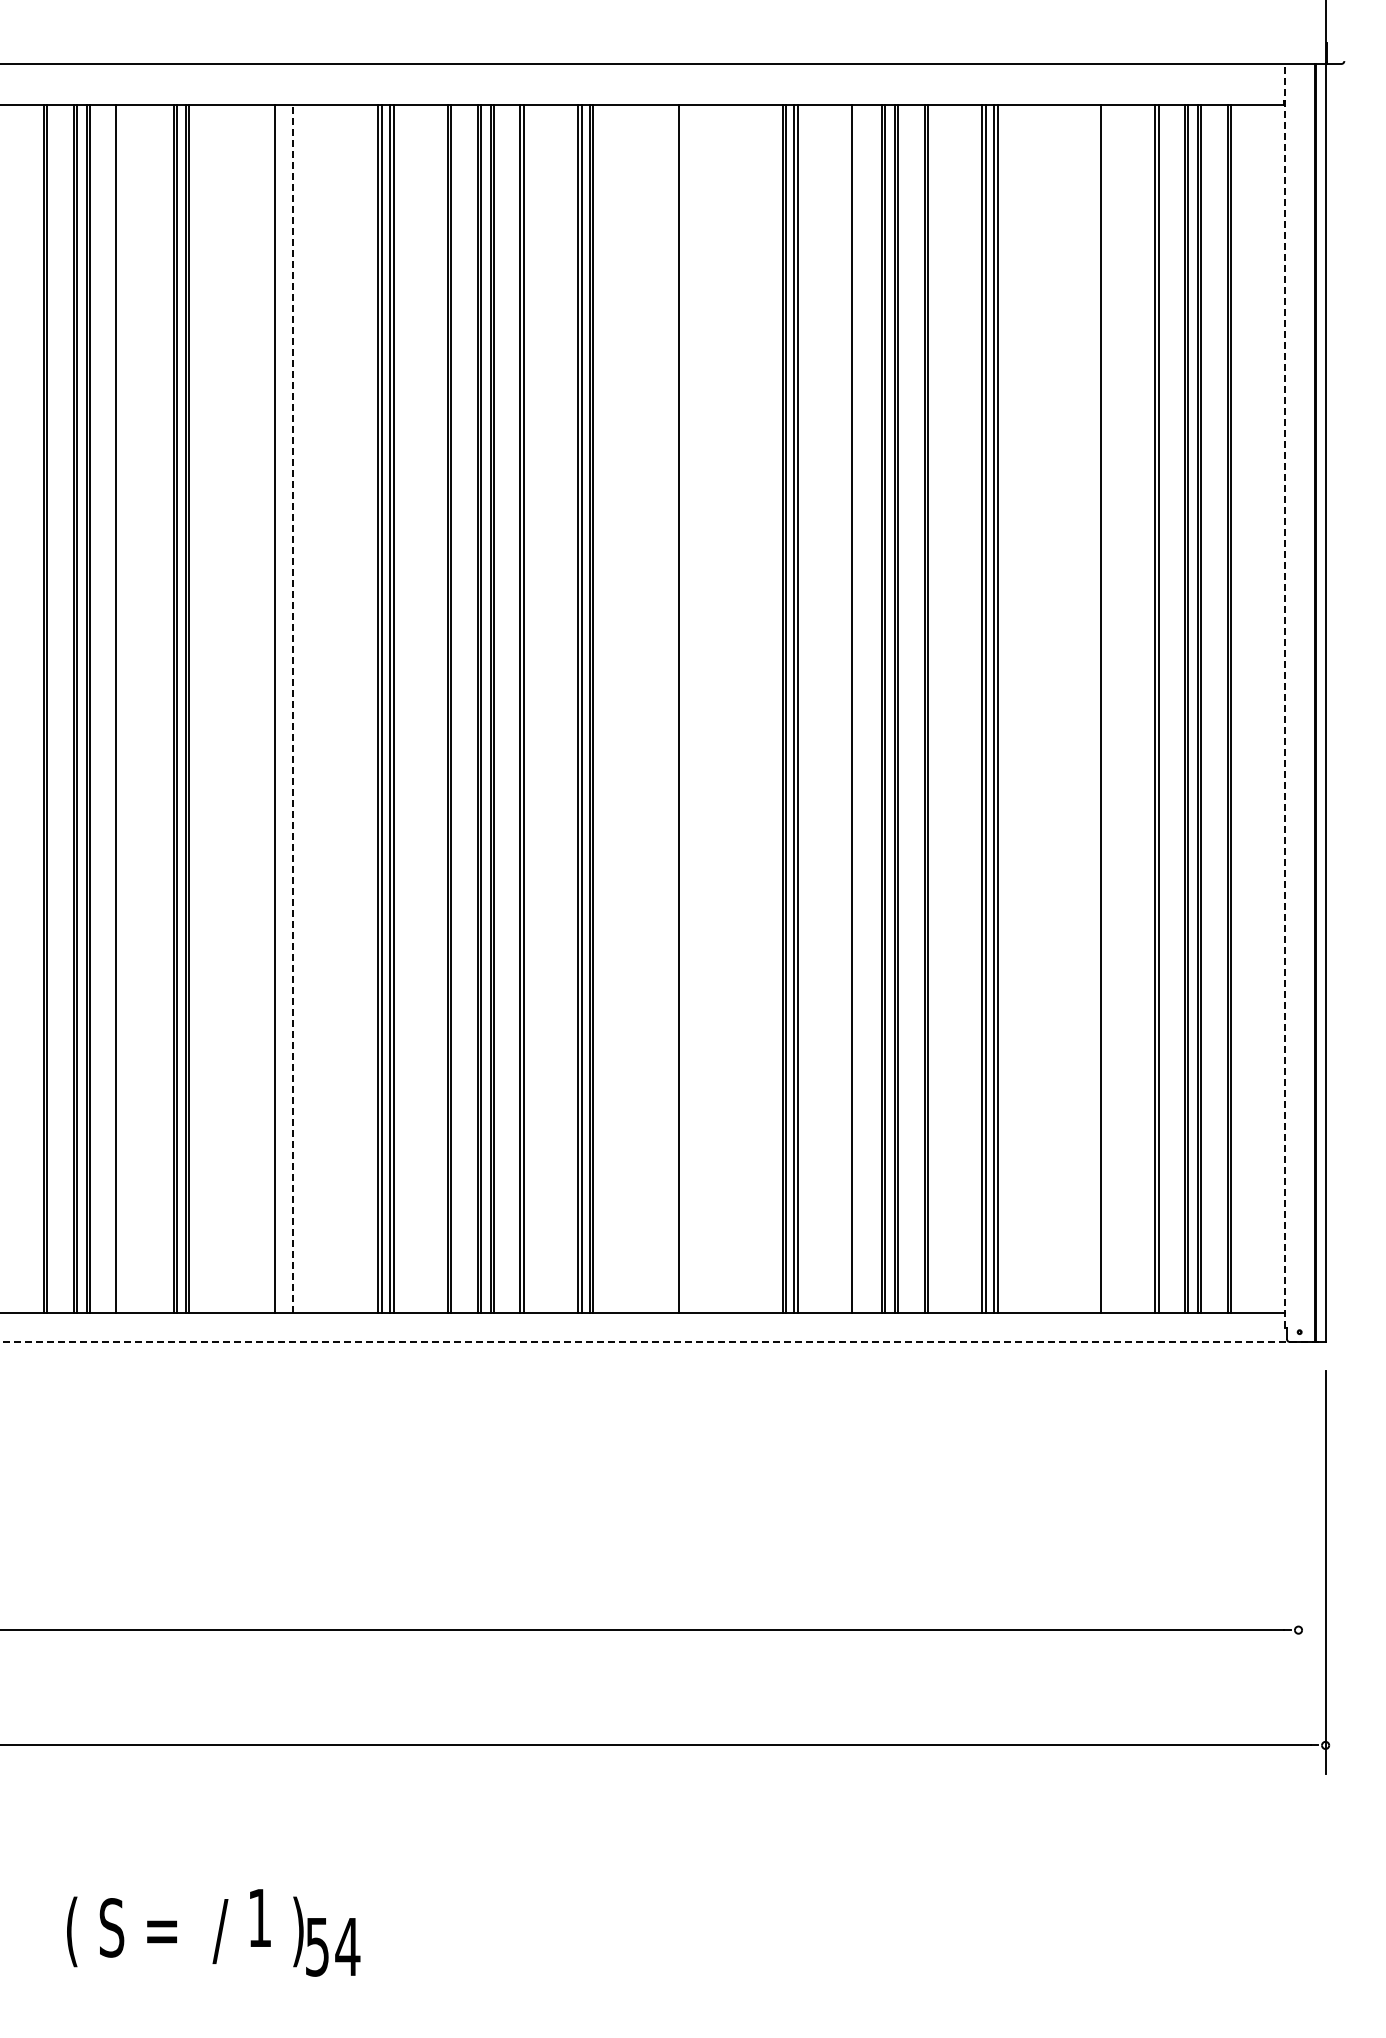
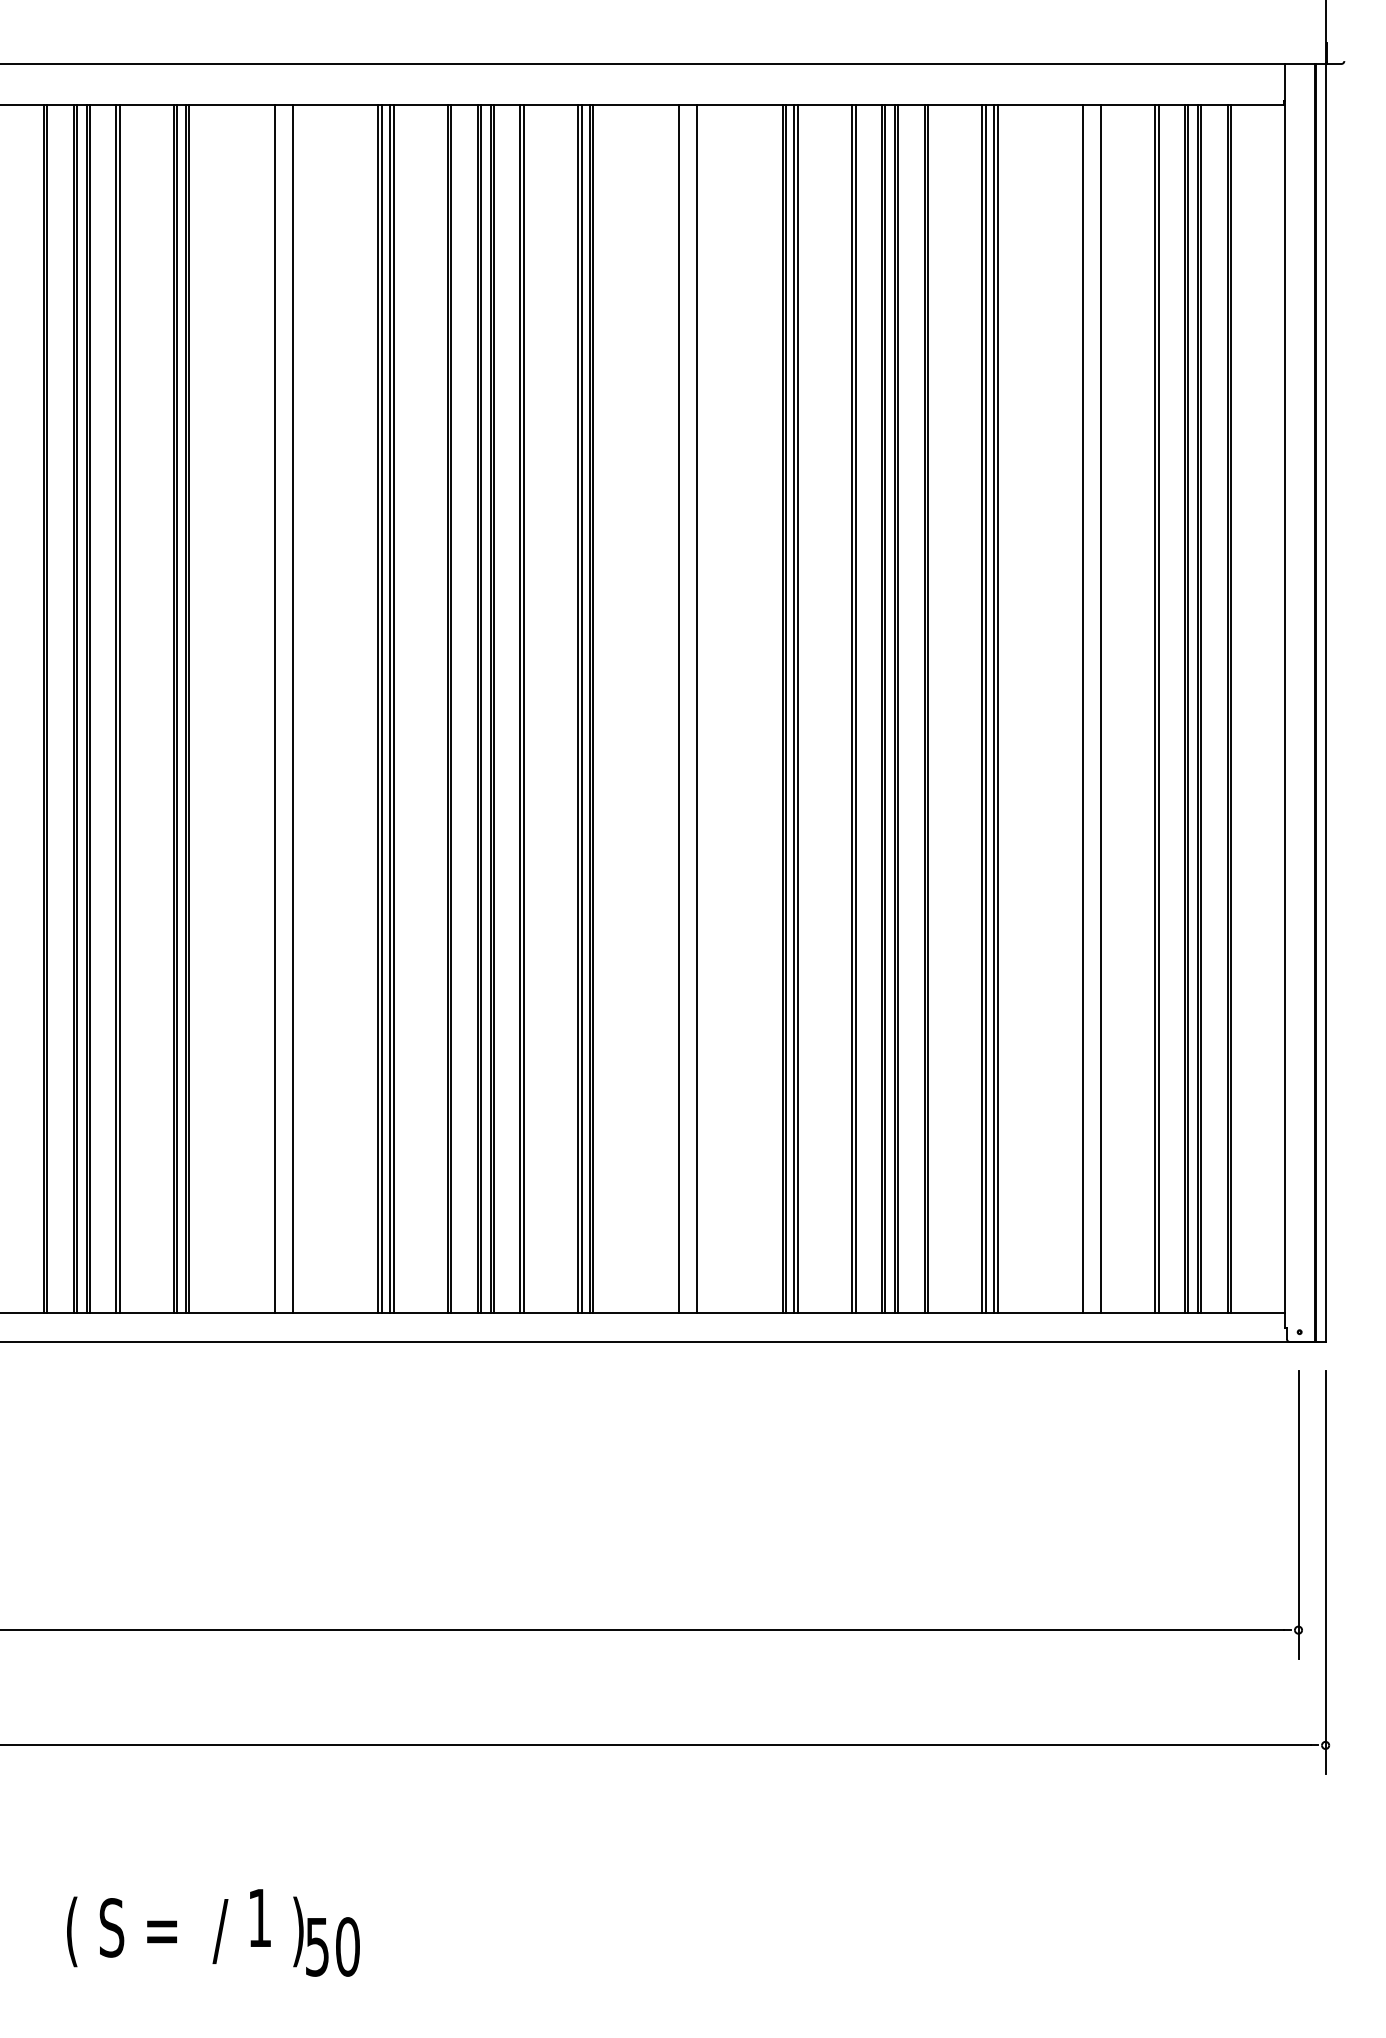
line: dashed -> solid (1285, 695)
line: none -> present (119, 708)
line: dashed -> solid (292, 708)
line: none -> present (696, 708)
line: none -> present (855, 708)
line: none -> present (1082, 708)
line: dashed -> solid (658, 1342)
line: none -> present (1298, 1514)
text: 54 -> 50 (347, 1946)
